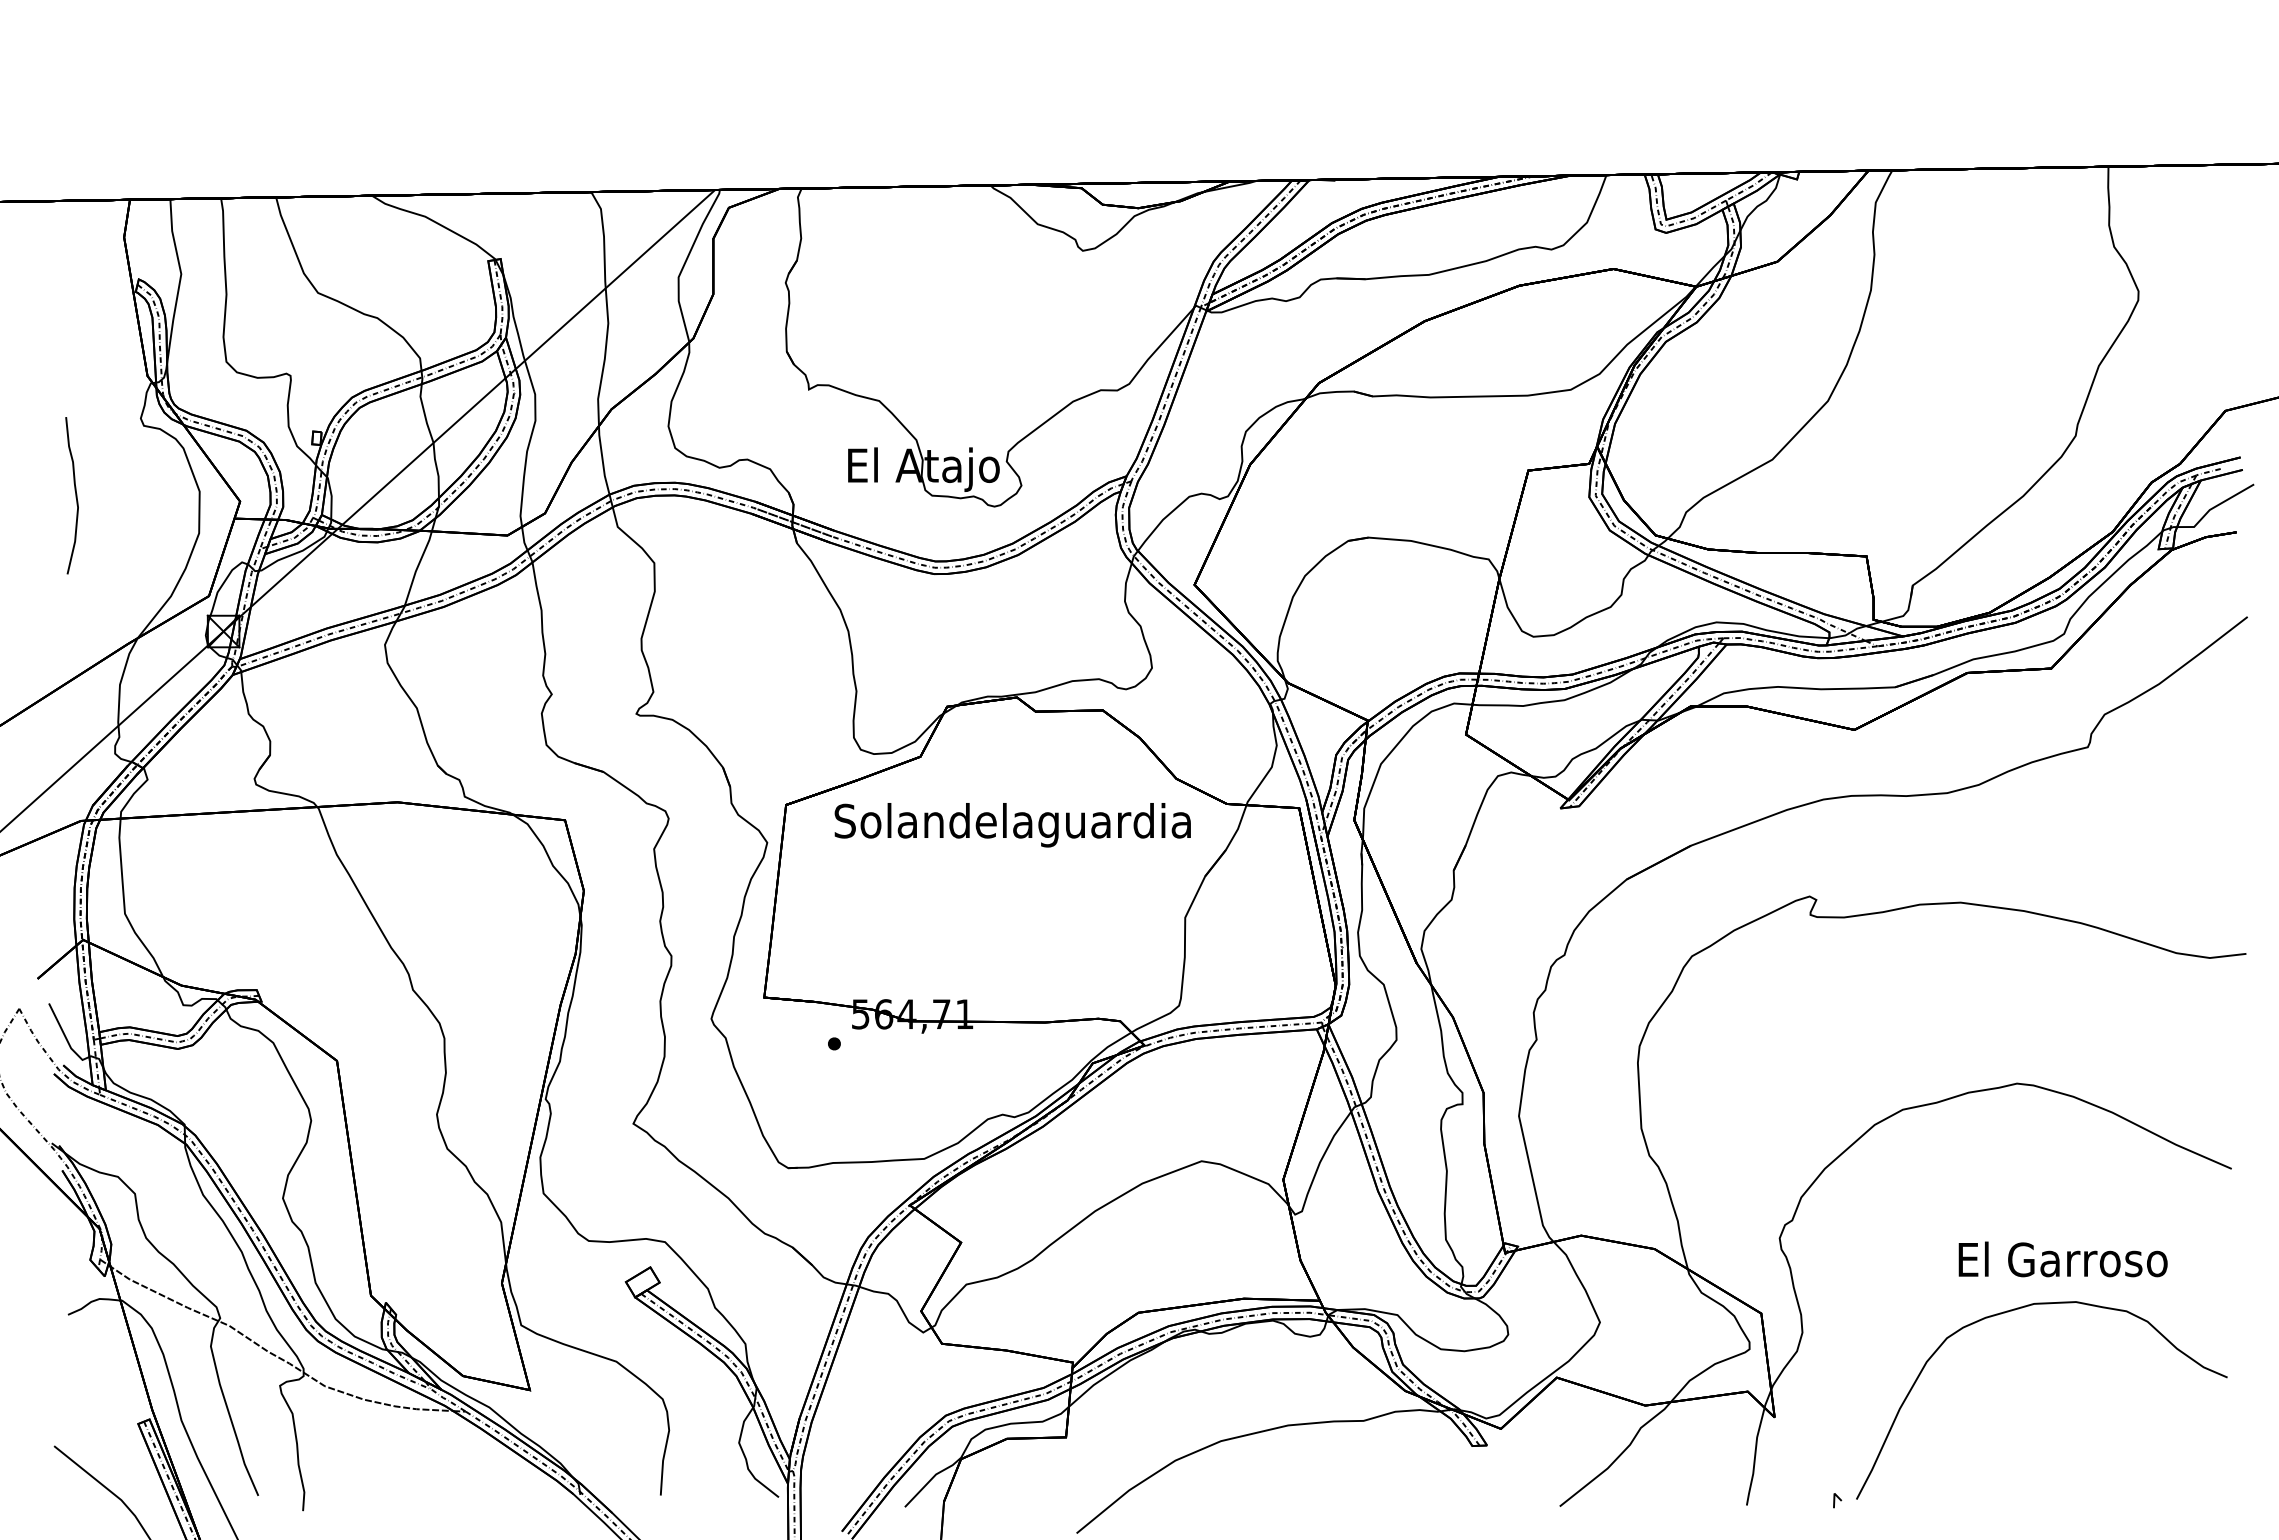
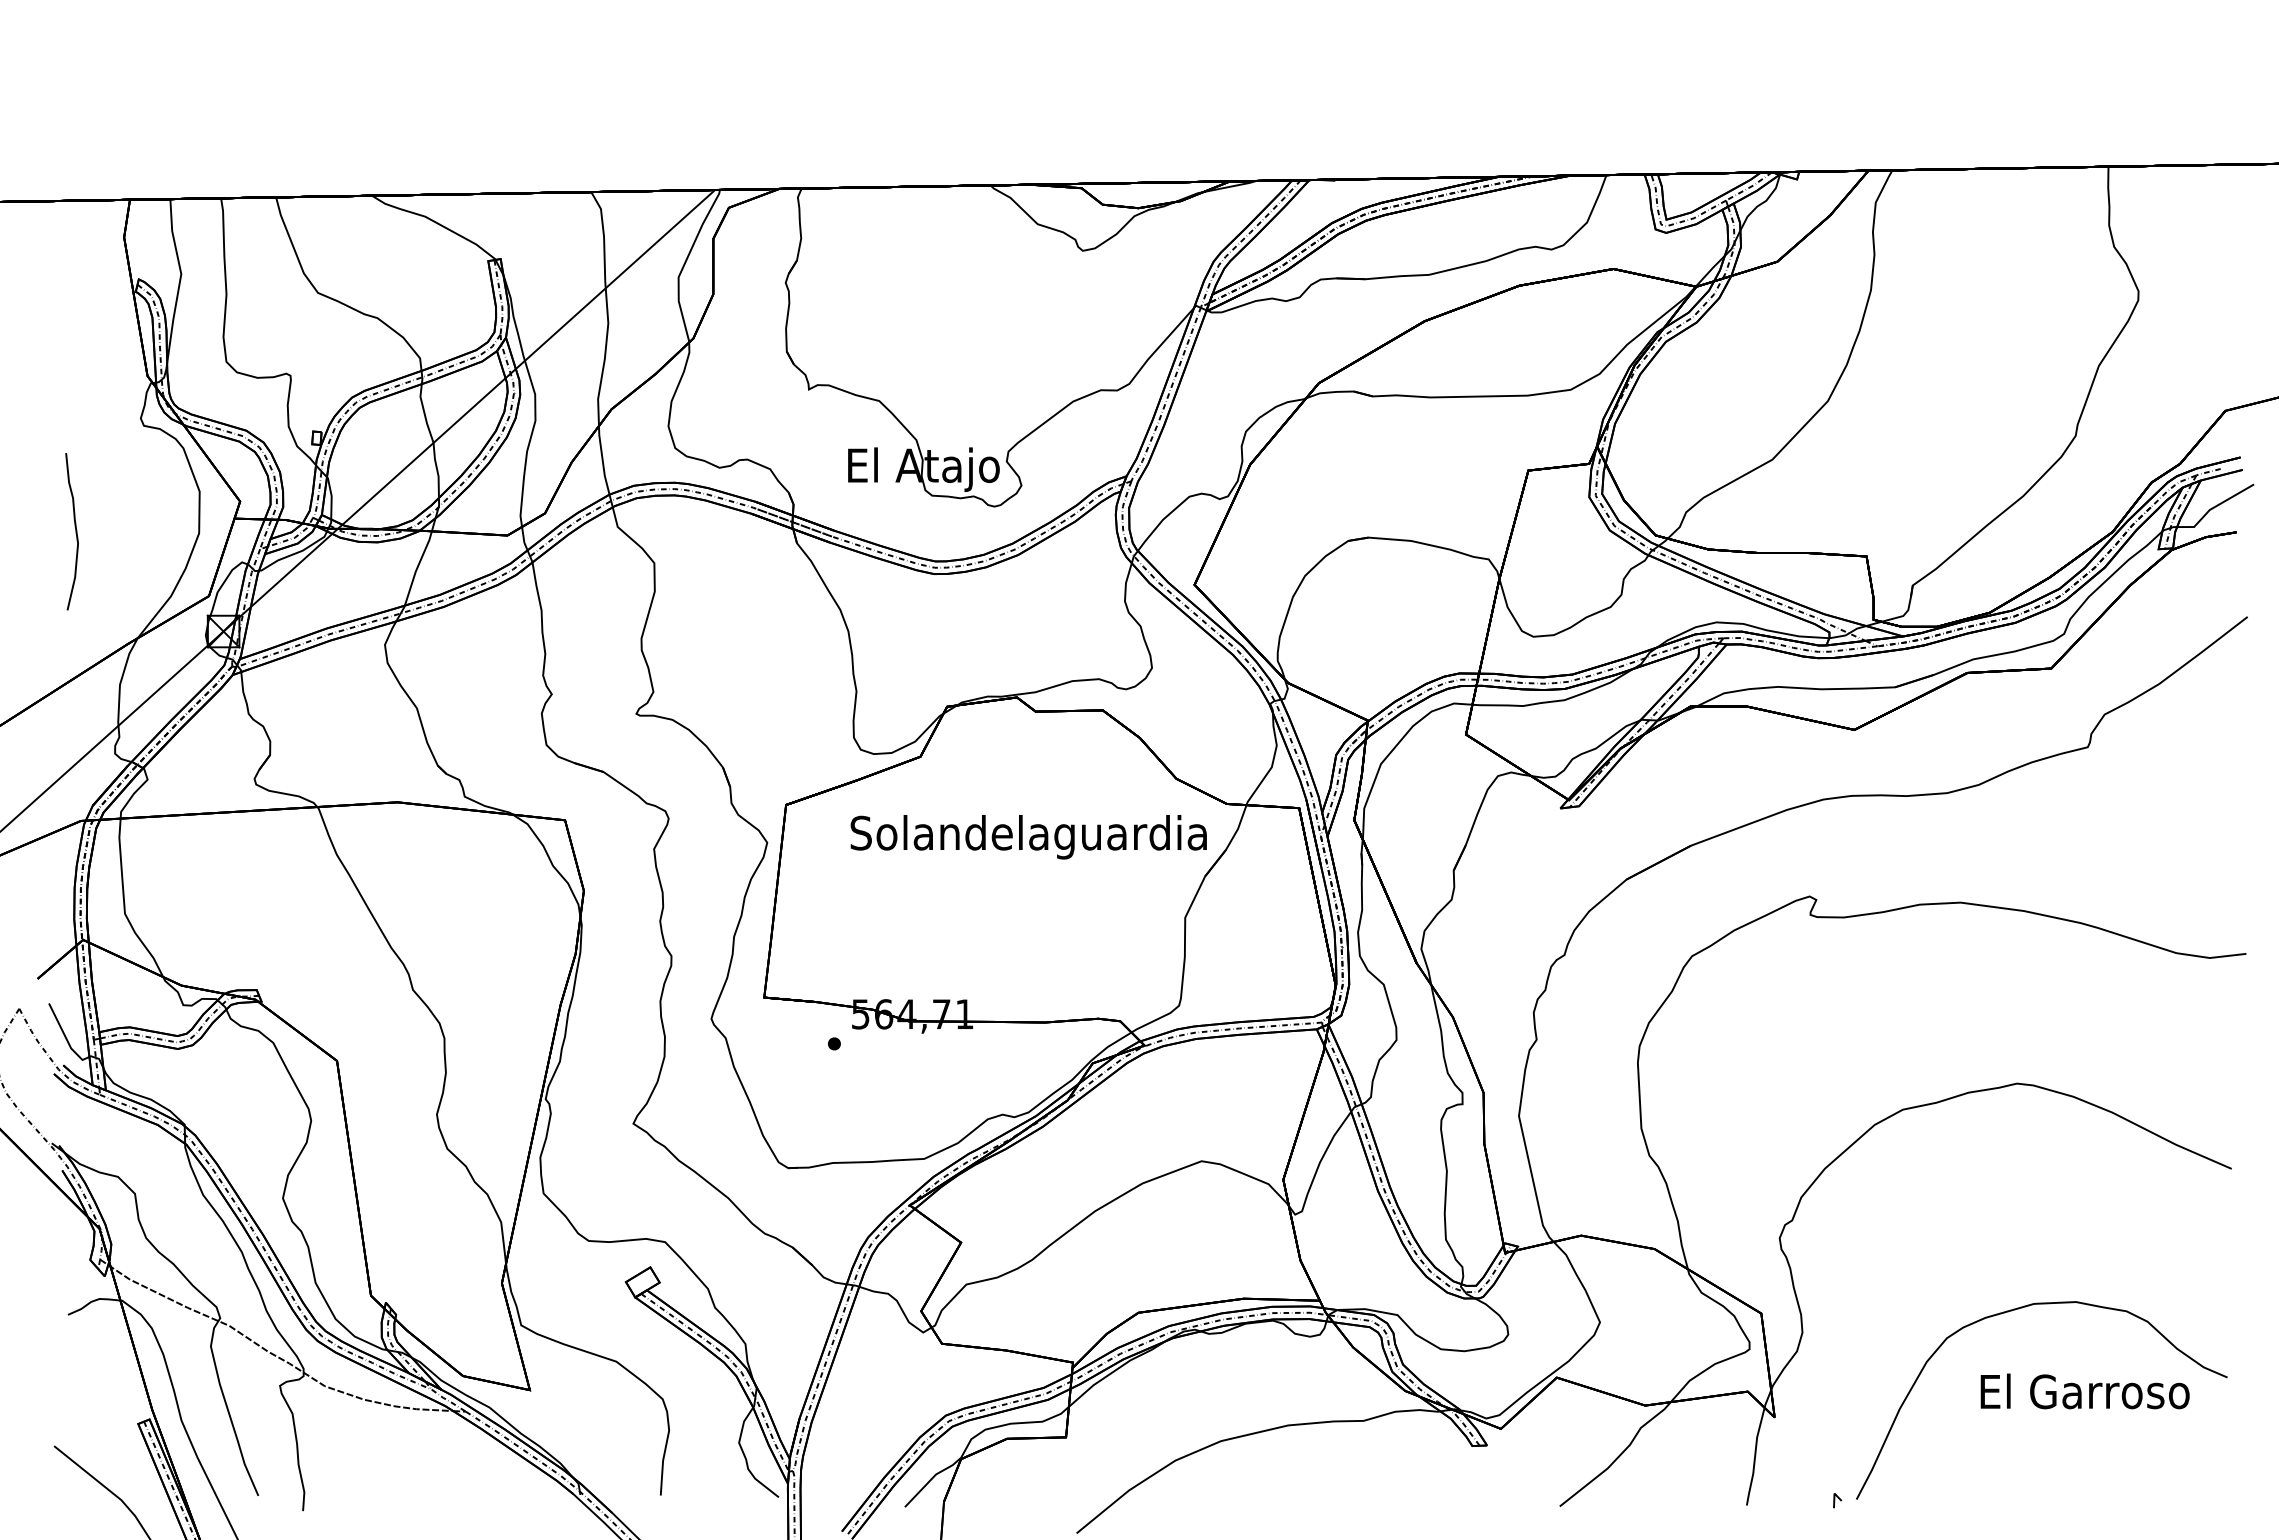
curve position: (75, 495) -> (75, 531) (75, 531)
text position: (1012, 825) -> (1028, 837) (1028, 837)
text position: (2062, 1259) -> (2084, 1391) (2084, 1391)
